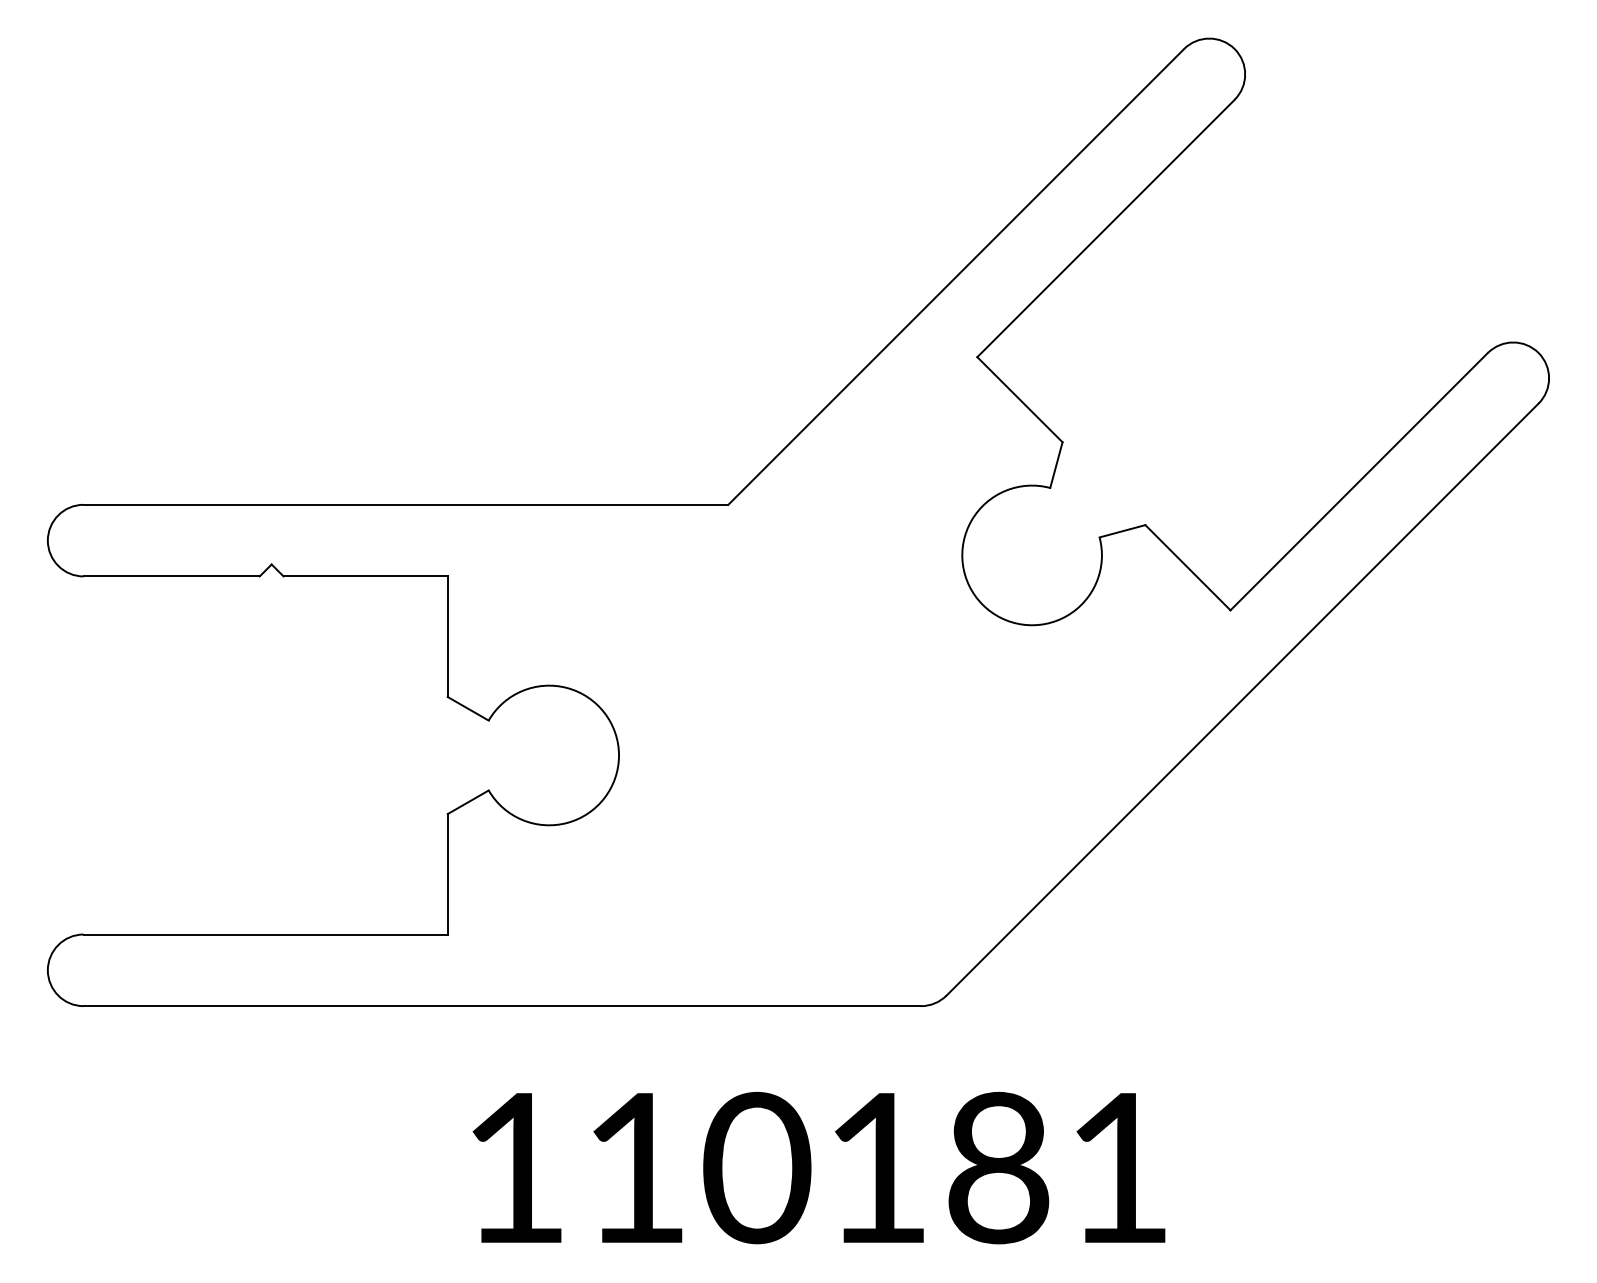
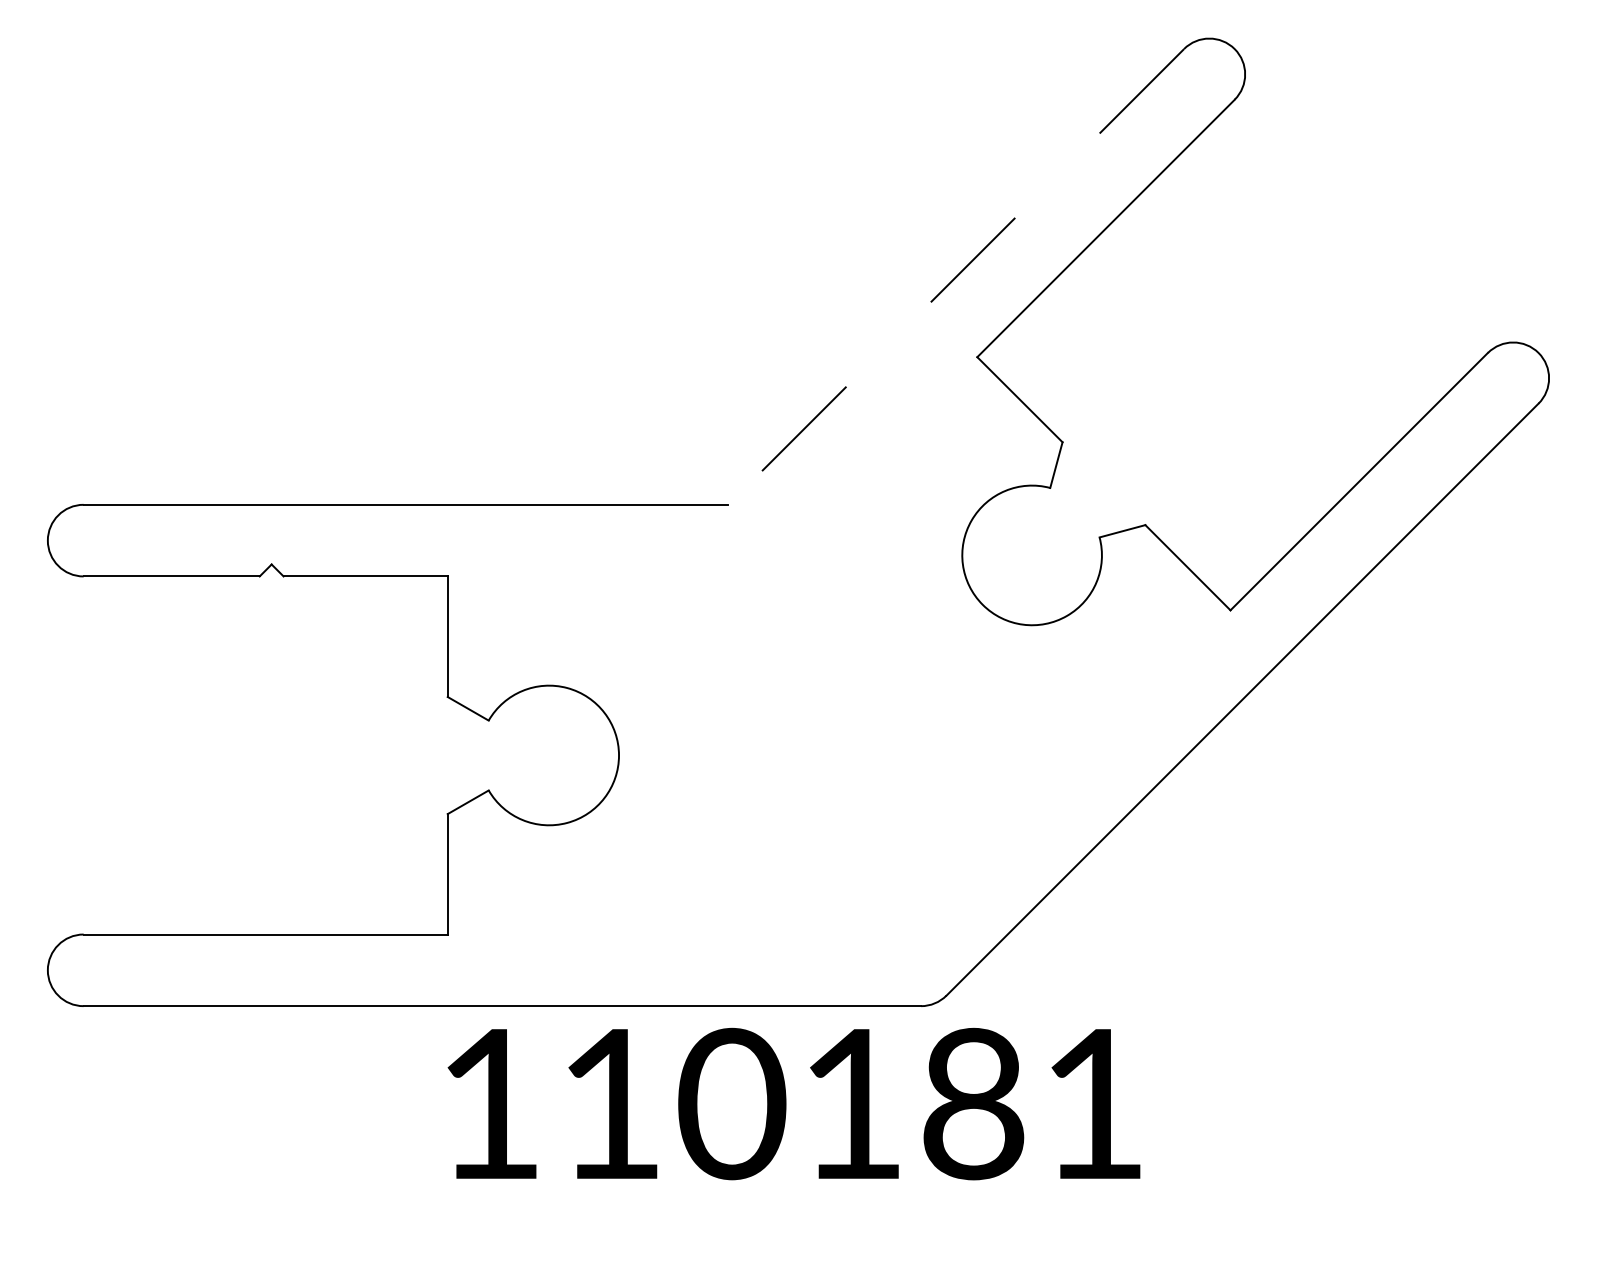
line: solid -> dashed (955, 277)
text position: (818, 1167) -> (793, 1103) (793, 1103)
